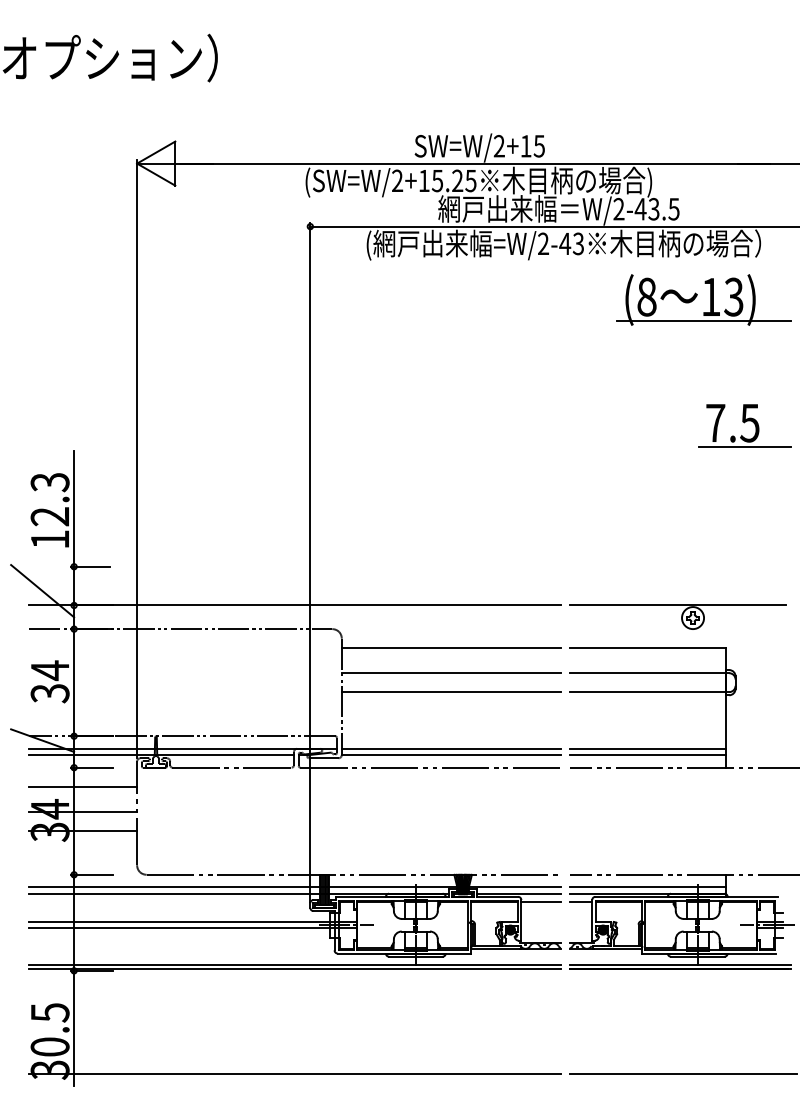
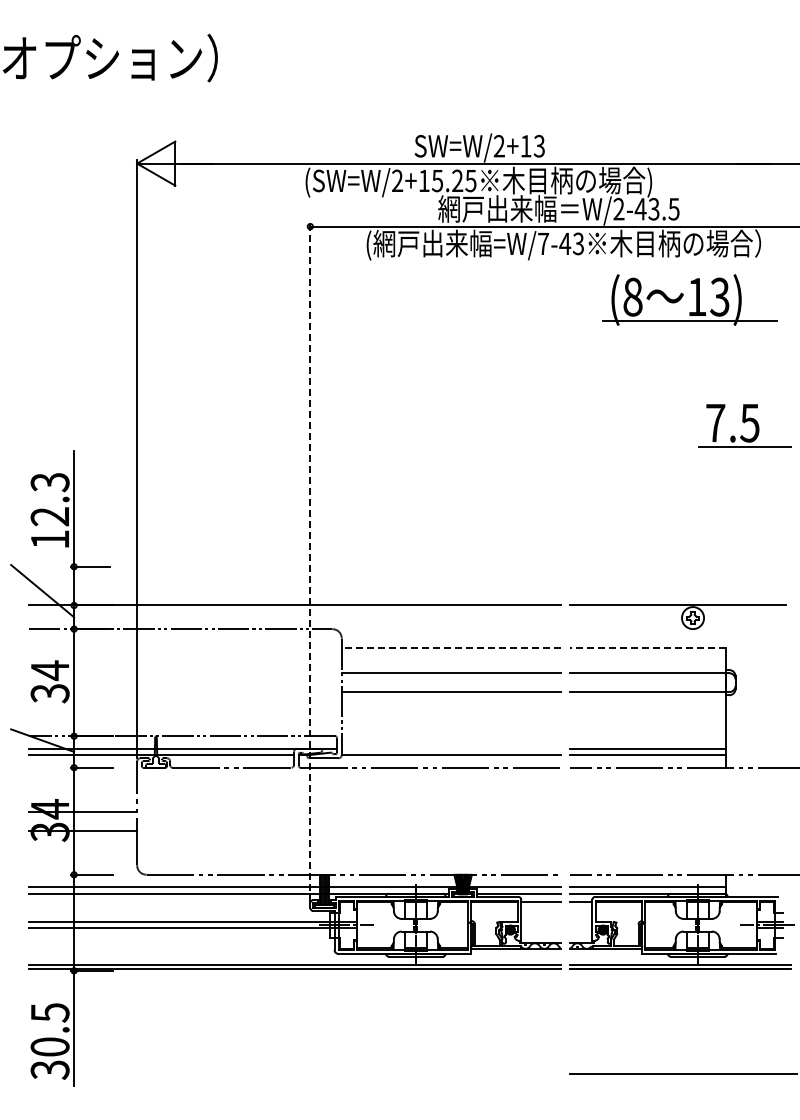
text: SW=W/2+15 -> SW=W/2+13 (539, 145)
text: =W/2-43 -> =W/7-43 (543, 243)
part position: (710, 299) -> (696, 299) (696, 299)
line: solid -> dashed (310, 562)
line: solid -> dashed (450, 648)
line: solid -> dashed (648, 648)
line: present -> none (450, 748)
line: present -> none (82, 786)
line: present -> none (294, 1073)
